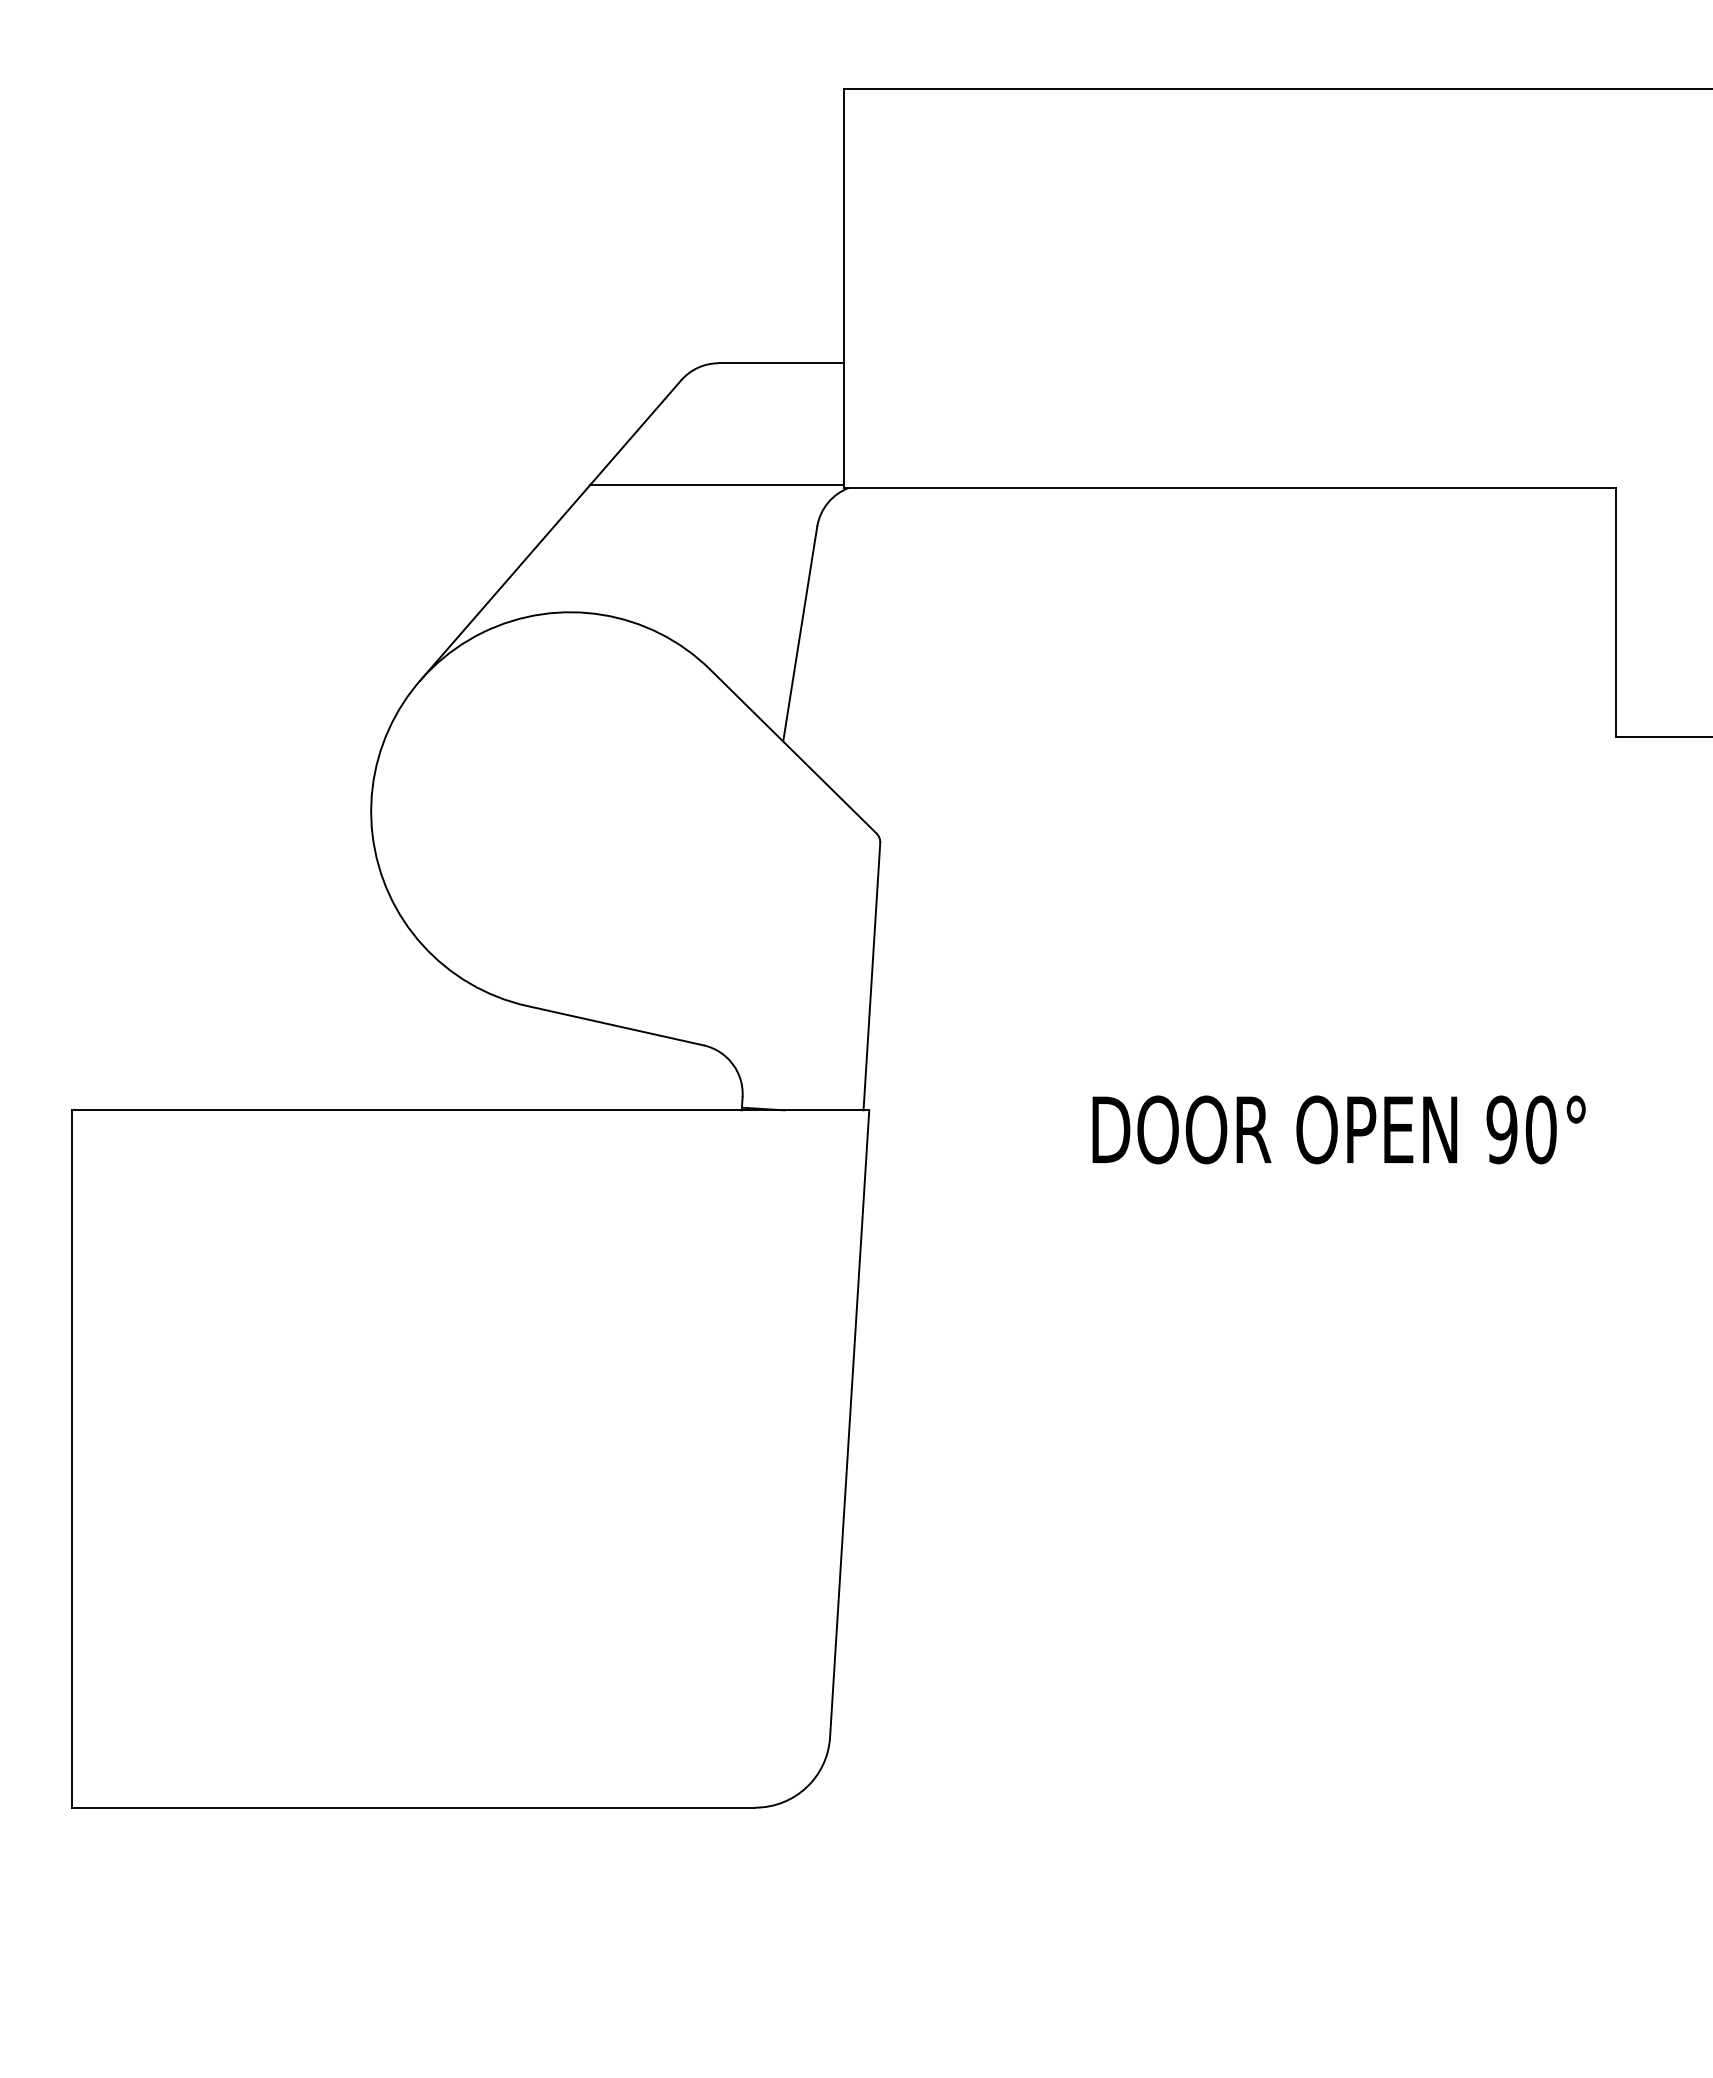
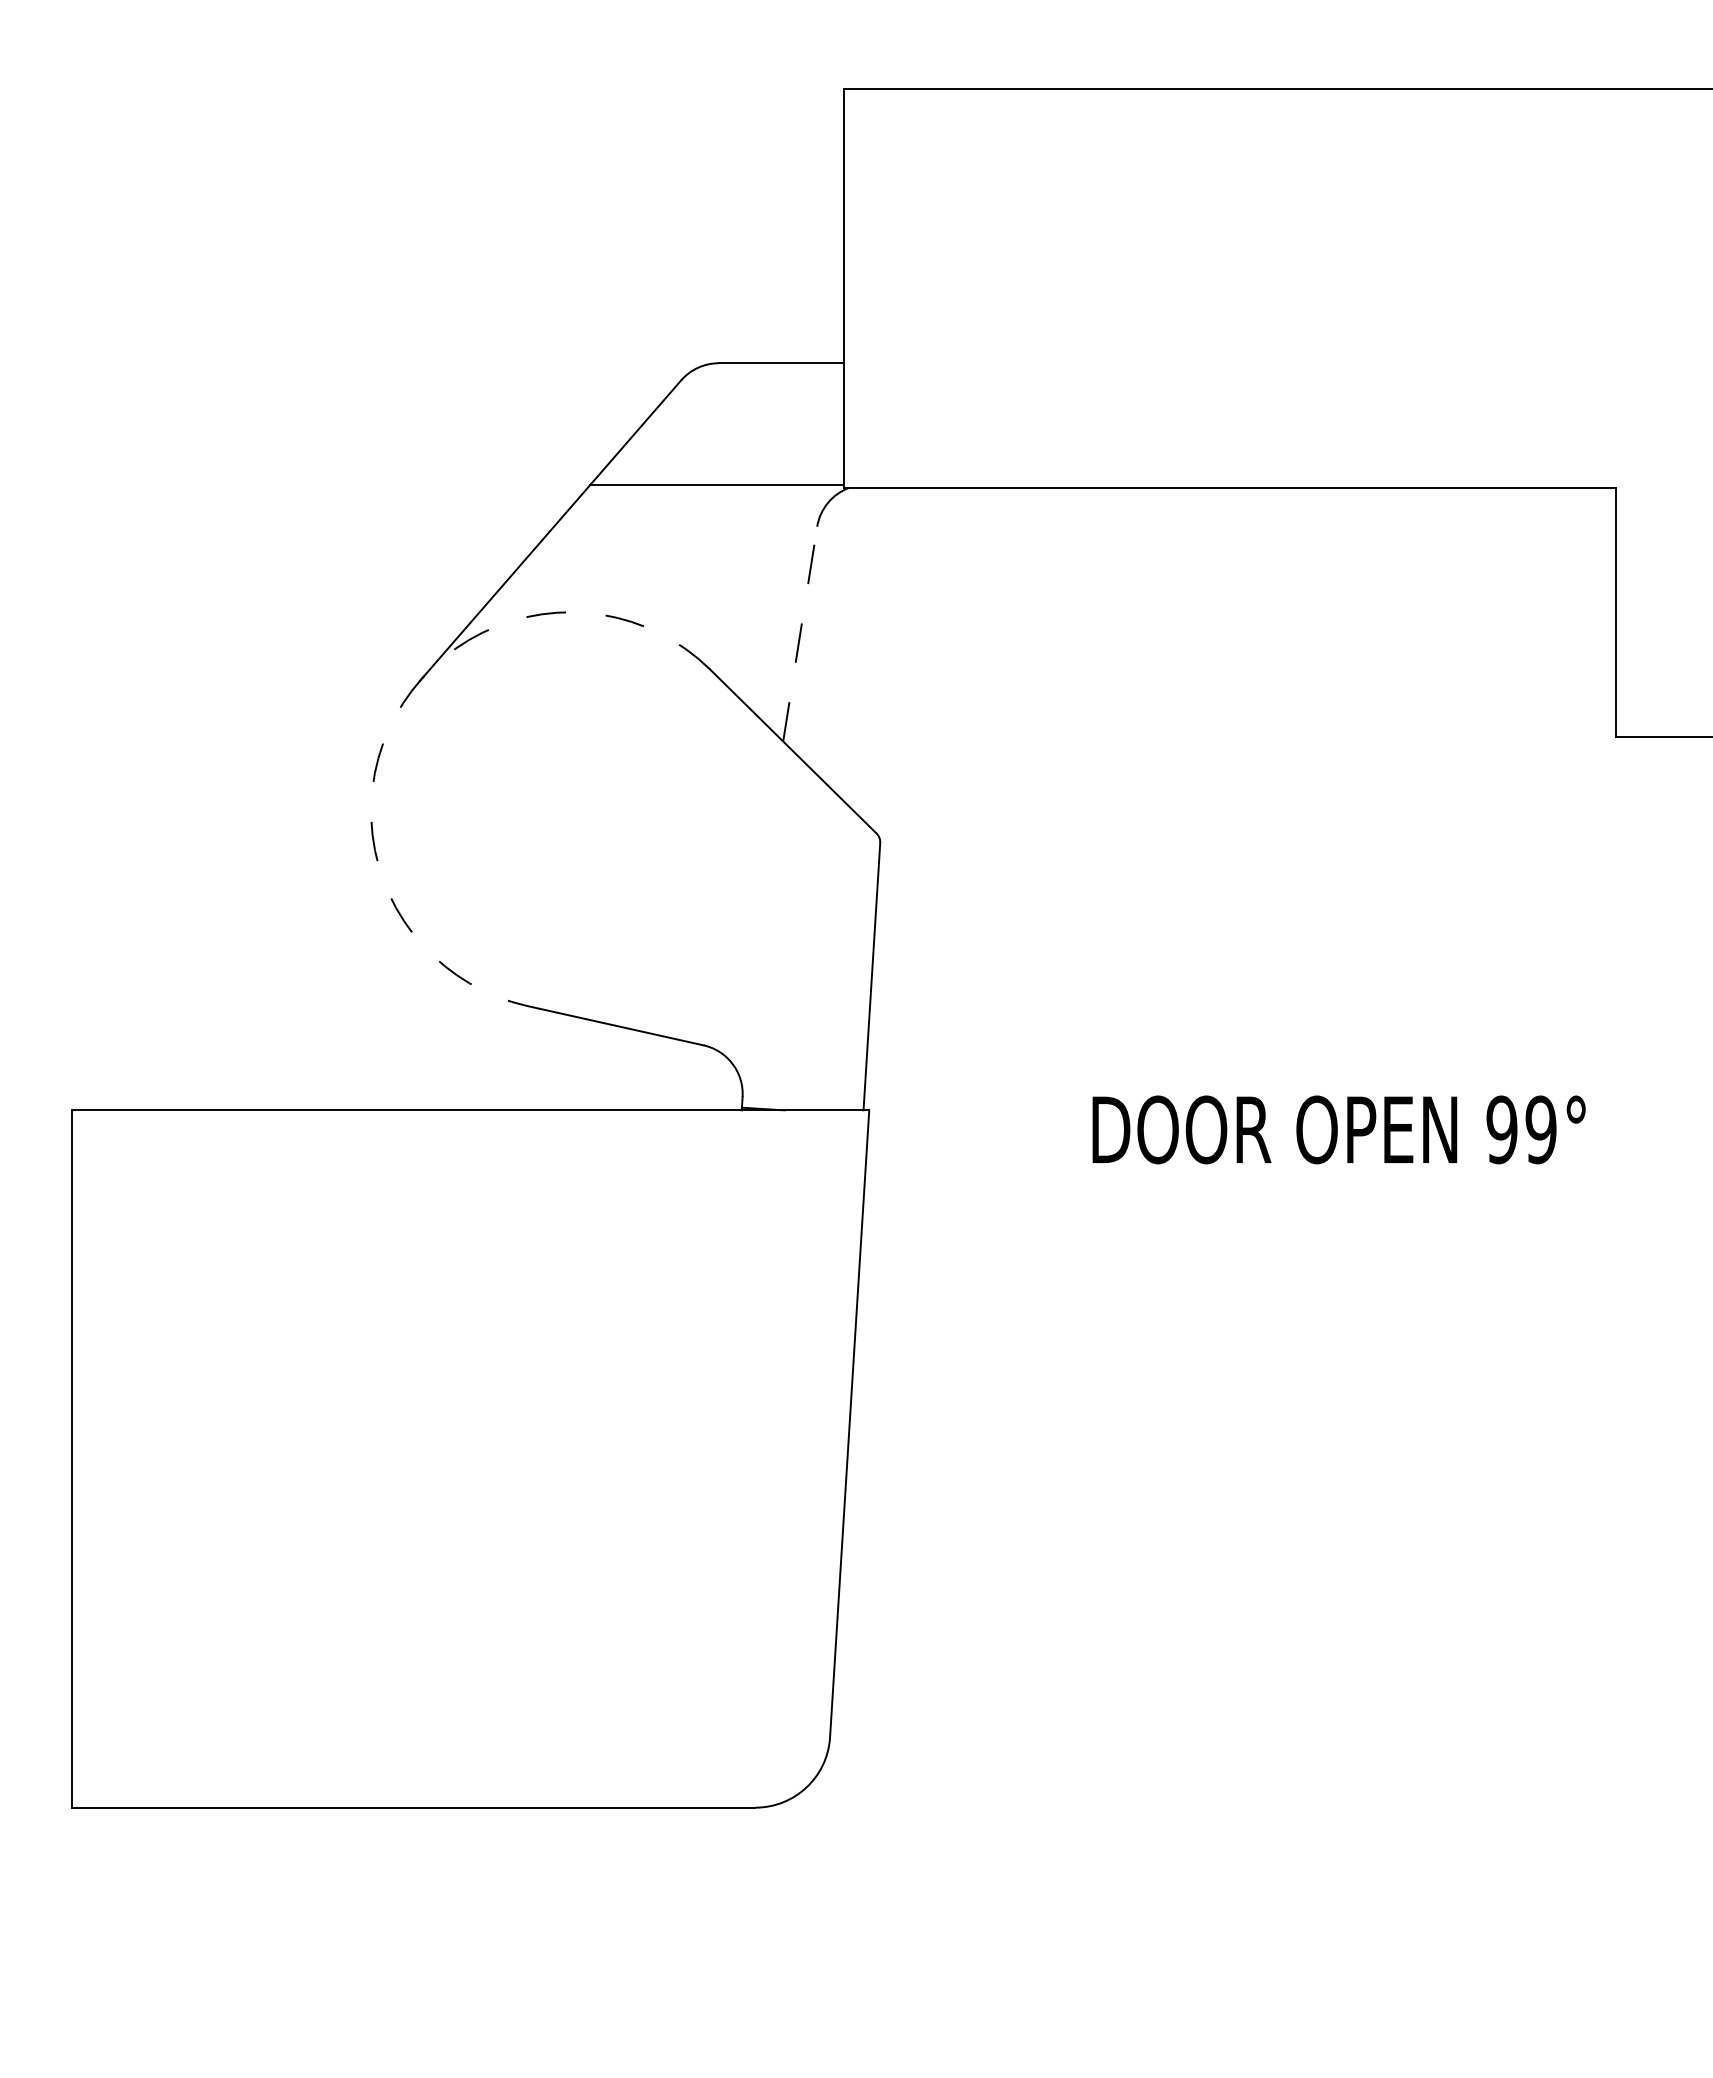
line: solid -> dashed (800, 634)
arc: solid -> dashed (395, 716)
text: 90° -> 99° (1540, 1129)
